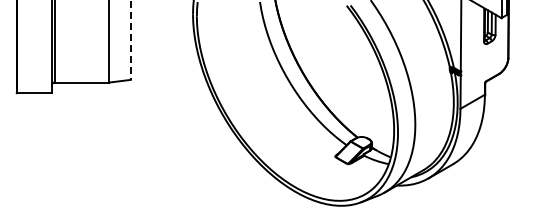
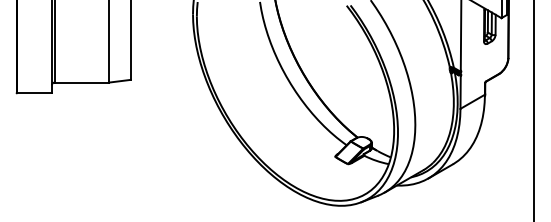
line: dashed -> solid (130, 40)
line: none -> present (534, 110)
